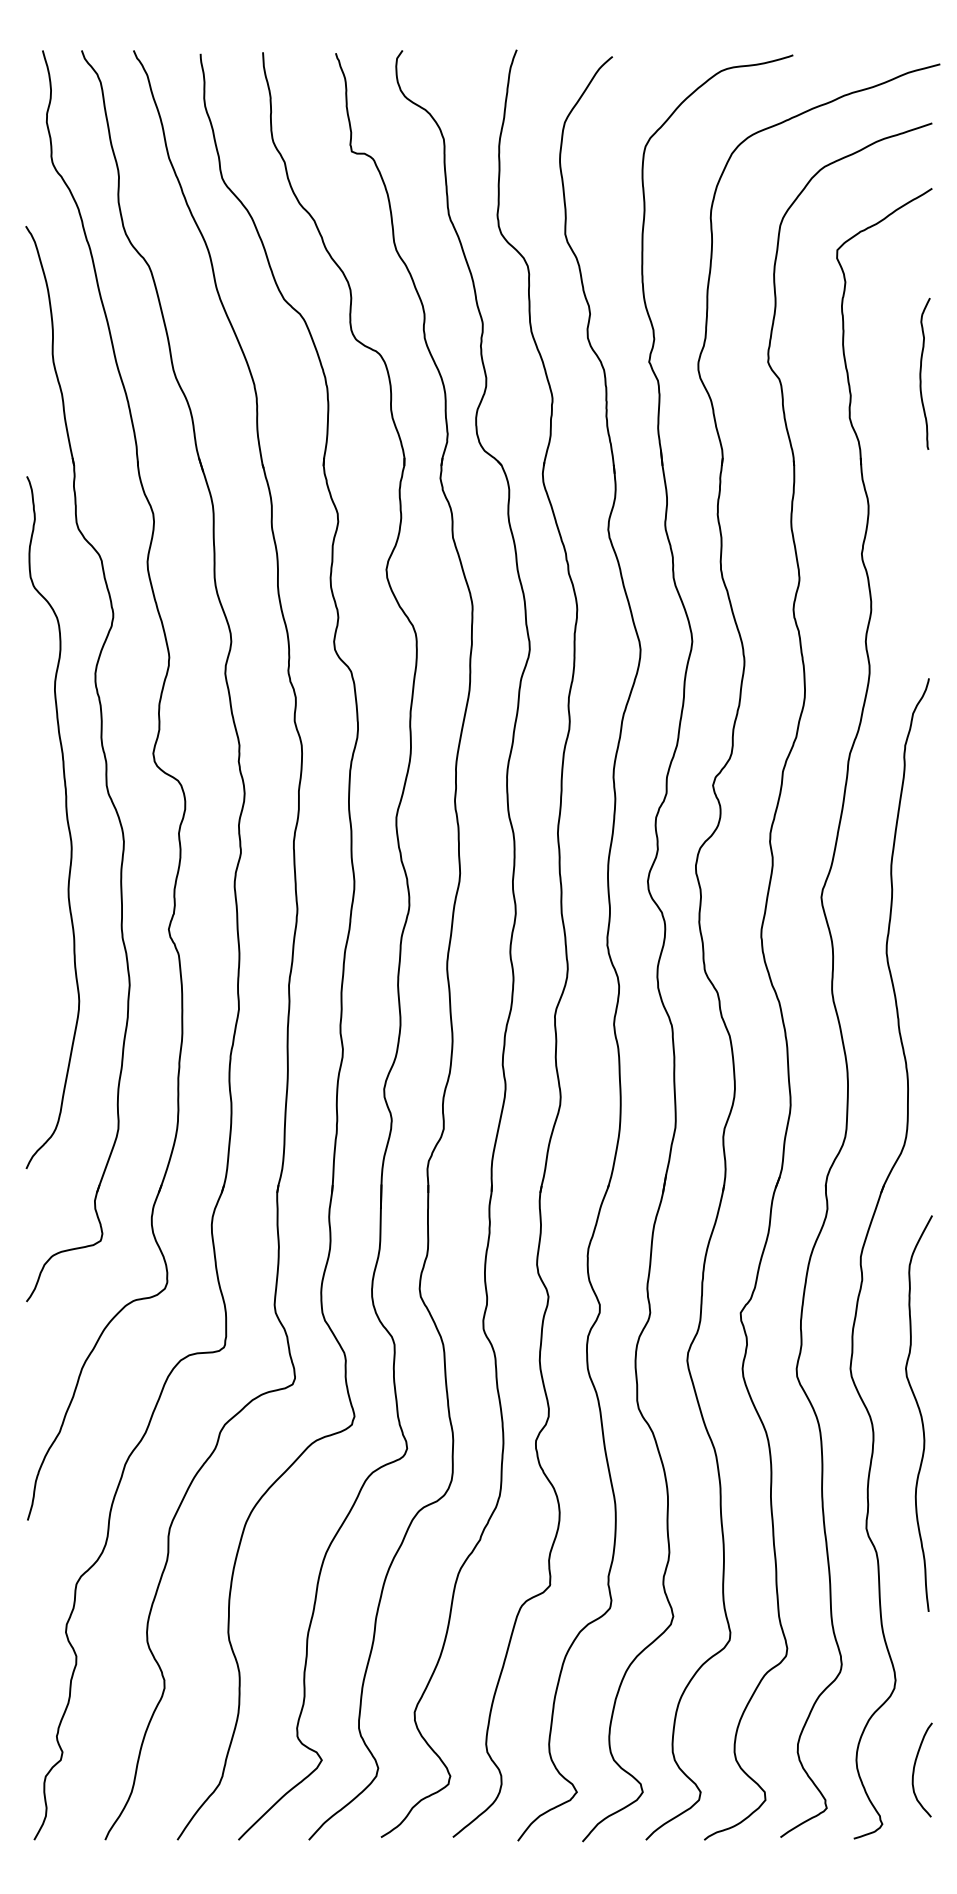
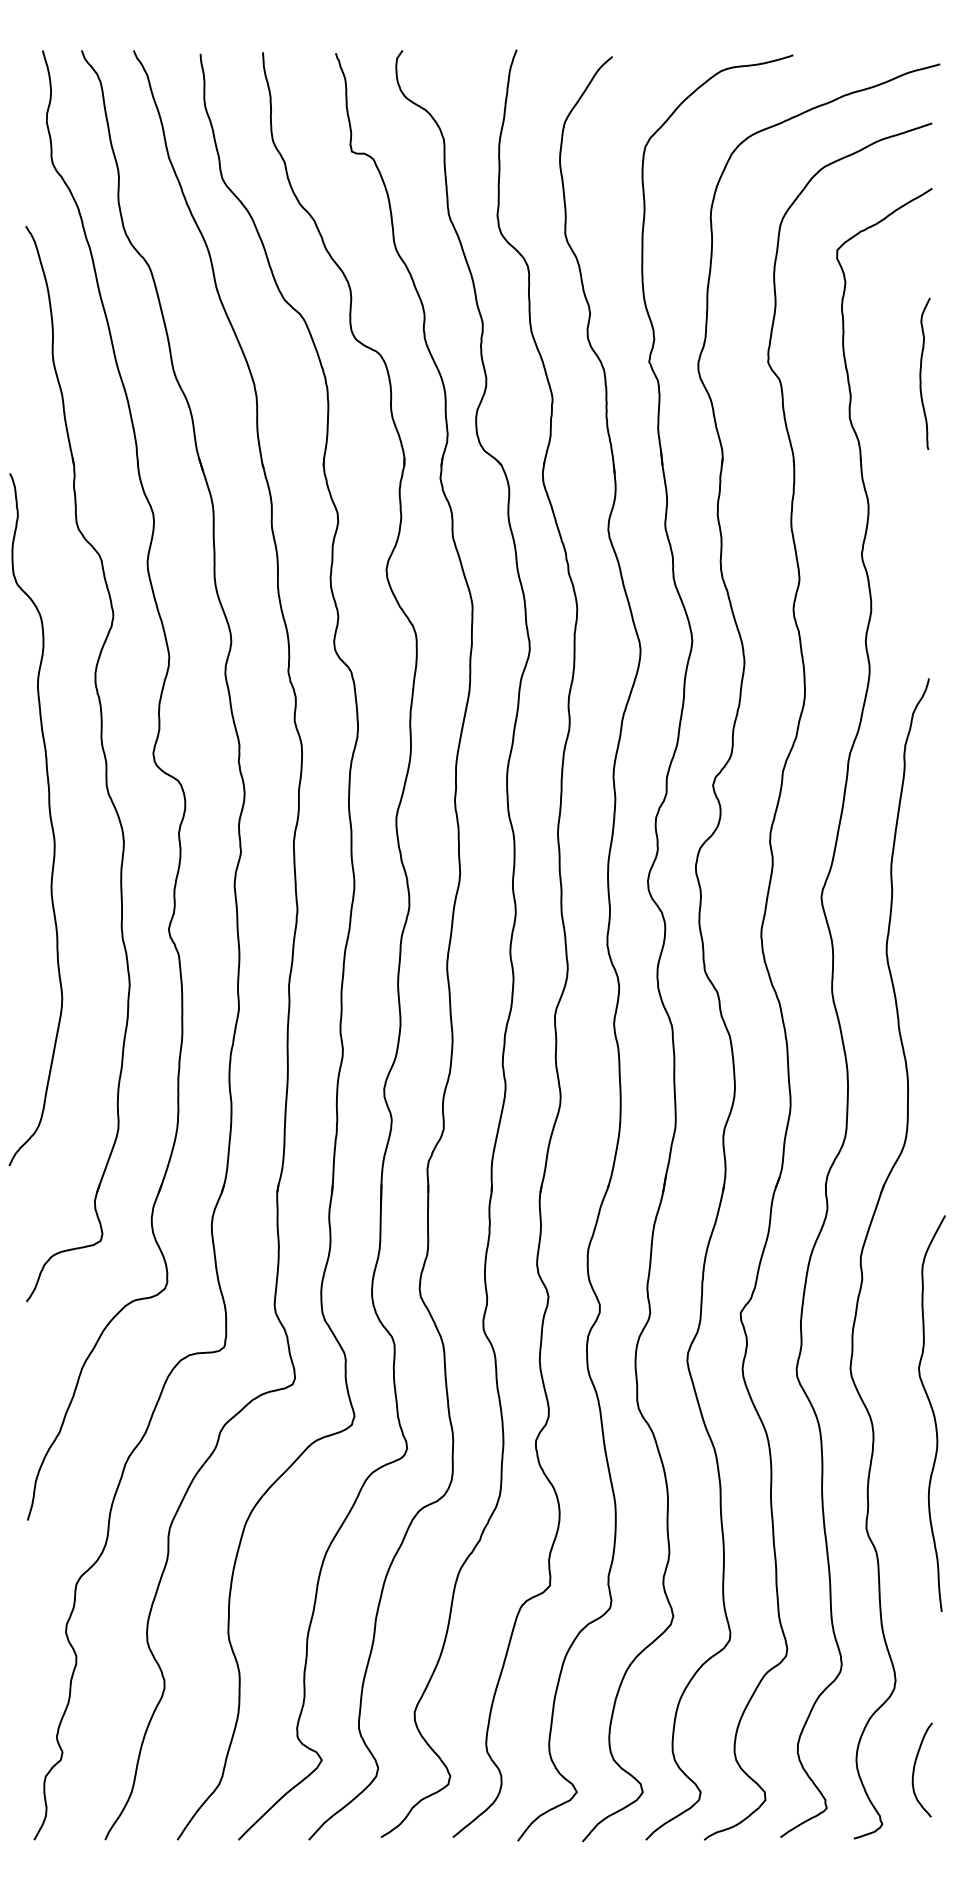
curve position: (66, 821) -> (49, 818) (49, 818)
curve position: (919, 1413) -> (932, 1413) (932, 1413)
